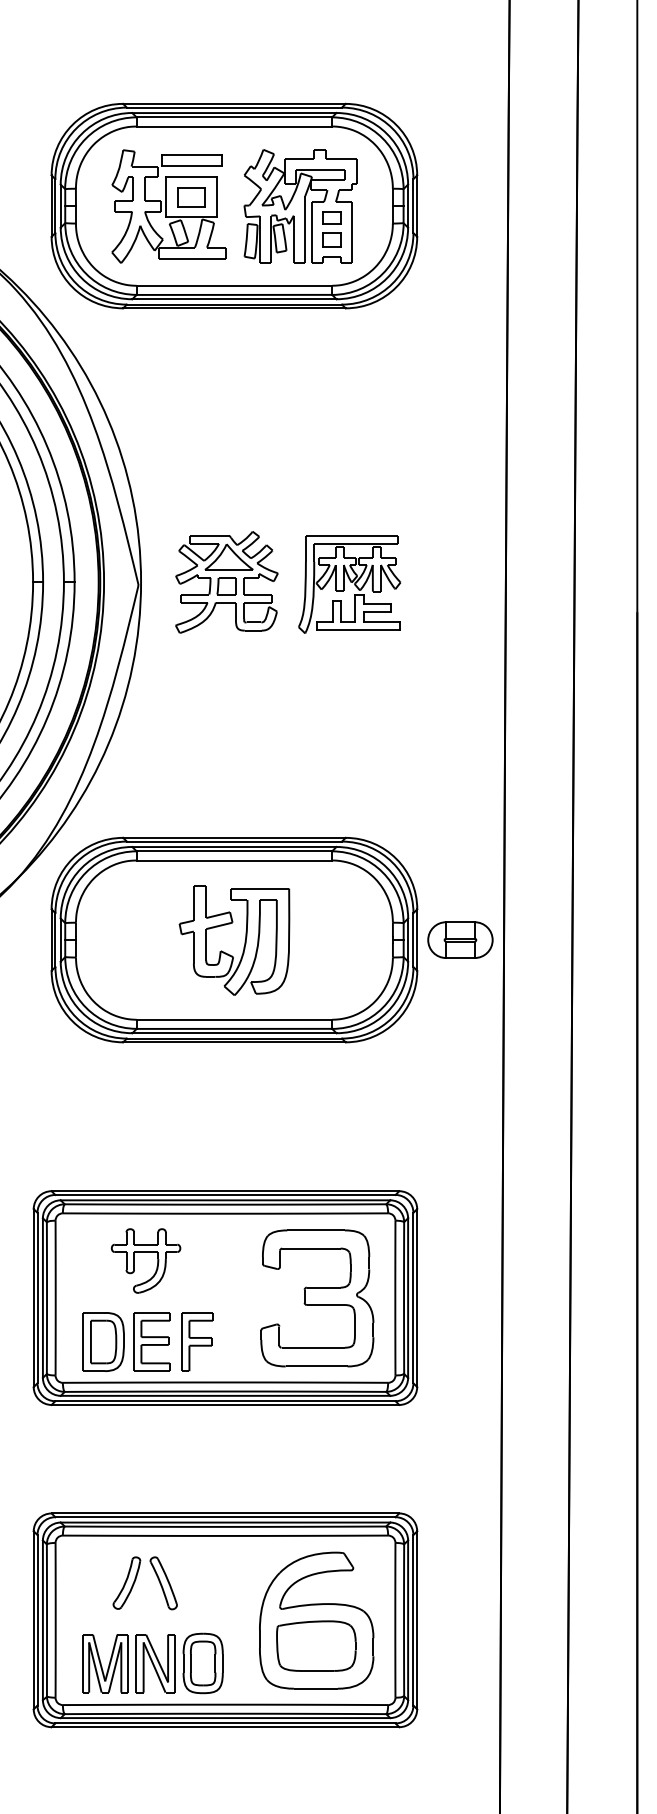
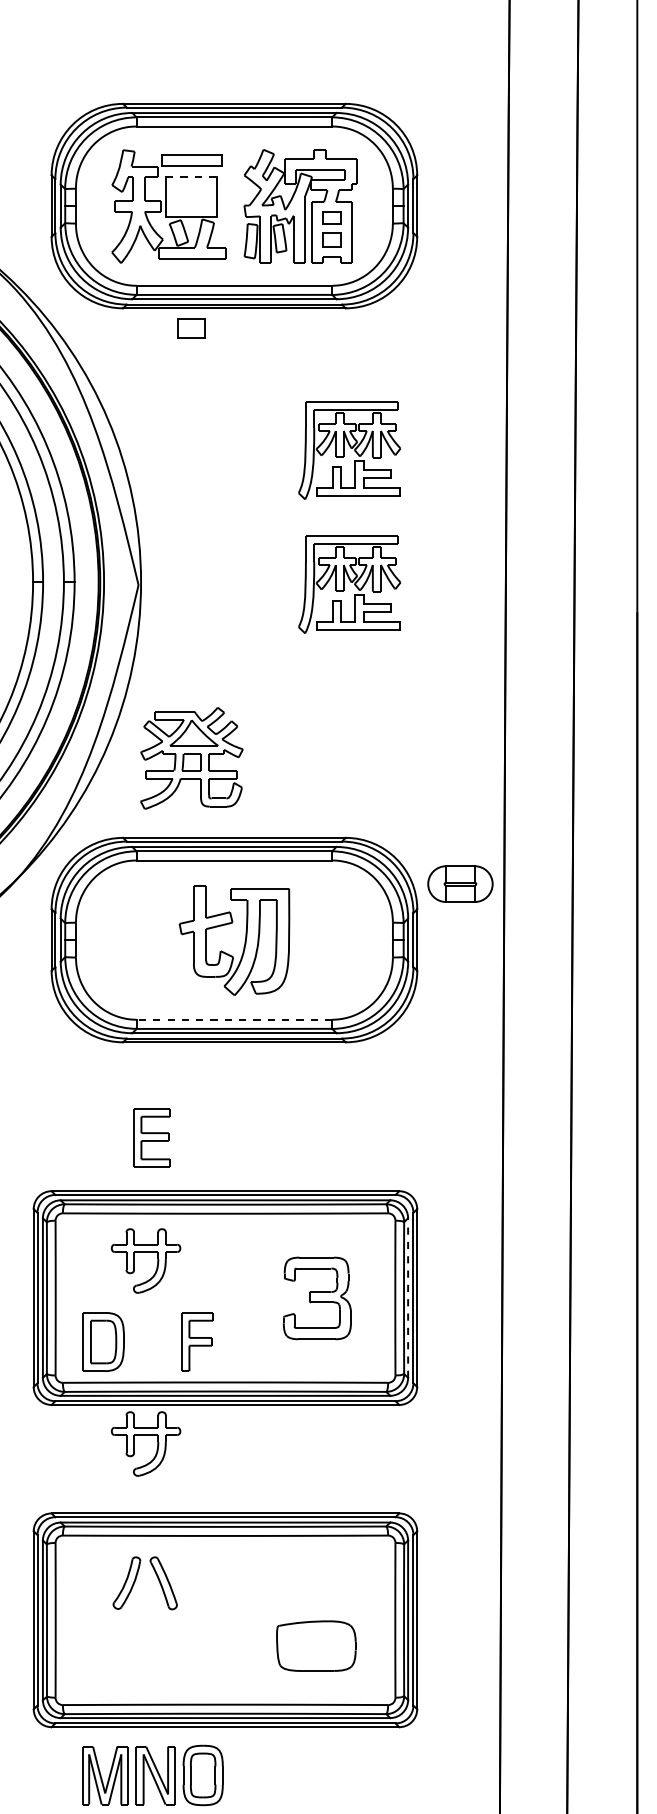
line: solid -> dashed (192, 176)
part position: (191, 197) -> (191, 328) (191, 328)
part: none -> present (349, 450)
part position: (226, 582) -> (191, 758) (191, 758)
part position: (460, 939) -> (460, 883) (460, 883)
line: solid -> dashed (234, 1019)
part size: 115x139 px -> 70x85 px (316, 1298)
line: solid -> dashed (408, 1298)
part position: (151, 1341) -> (151, 1137) (151, 1137)
part: none -> present (145, 1435)
part: present -> none (316, 1620)
part position: (152, 1663) -> (152, 1775) (152, 1775)
